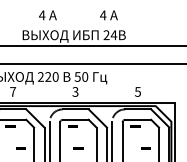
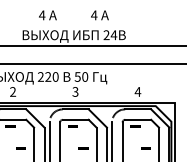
text position: (108, 15) -> (99, 15) (99, 15)
text: 7 -> 2 (13, 91)
text: 5 -> 4 (137, 91)
line position: (78, 148) -> (83, 148) (83, 148)
